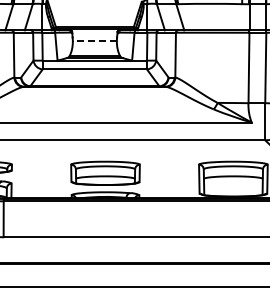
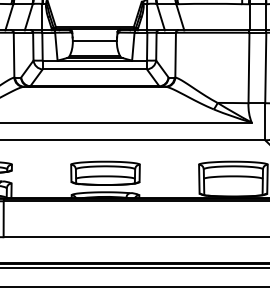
line: dashed -> solid (94, 41)
line: none -> present (134, 268)
